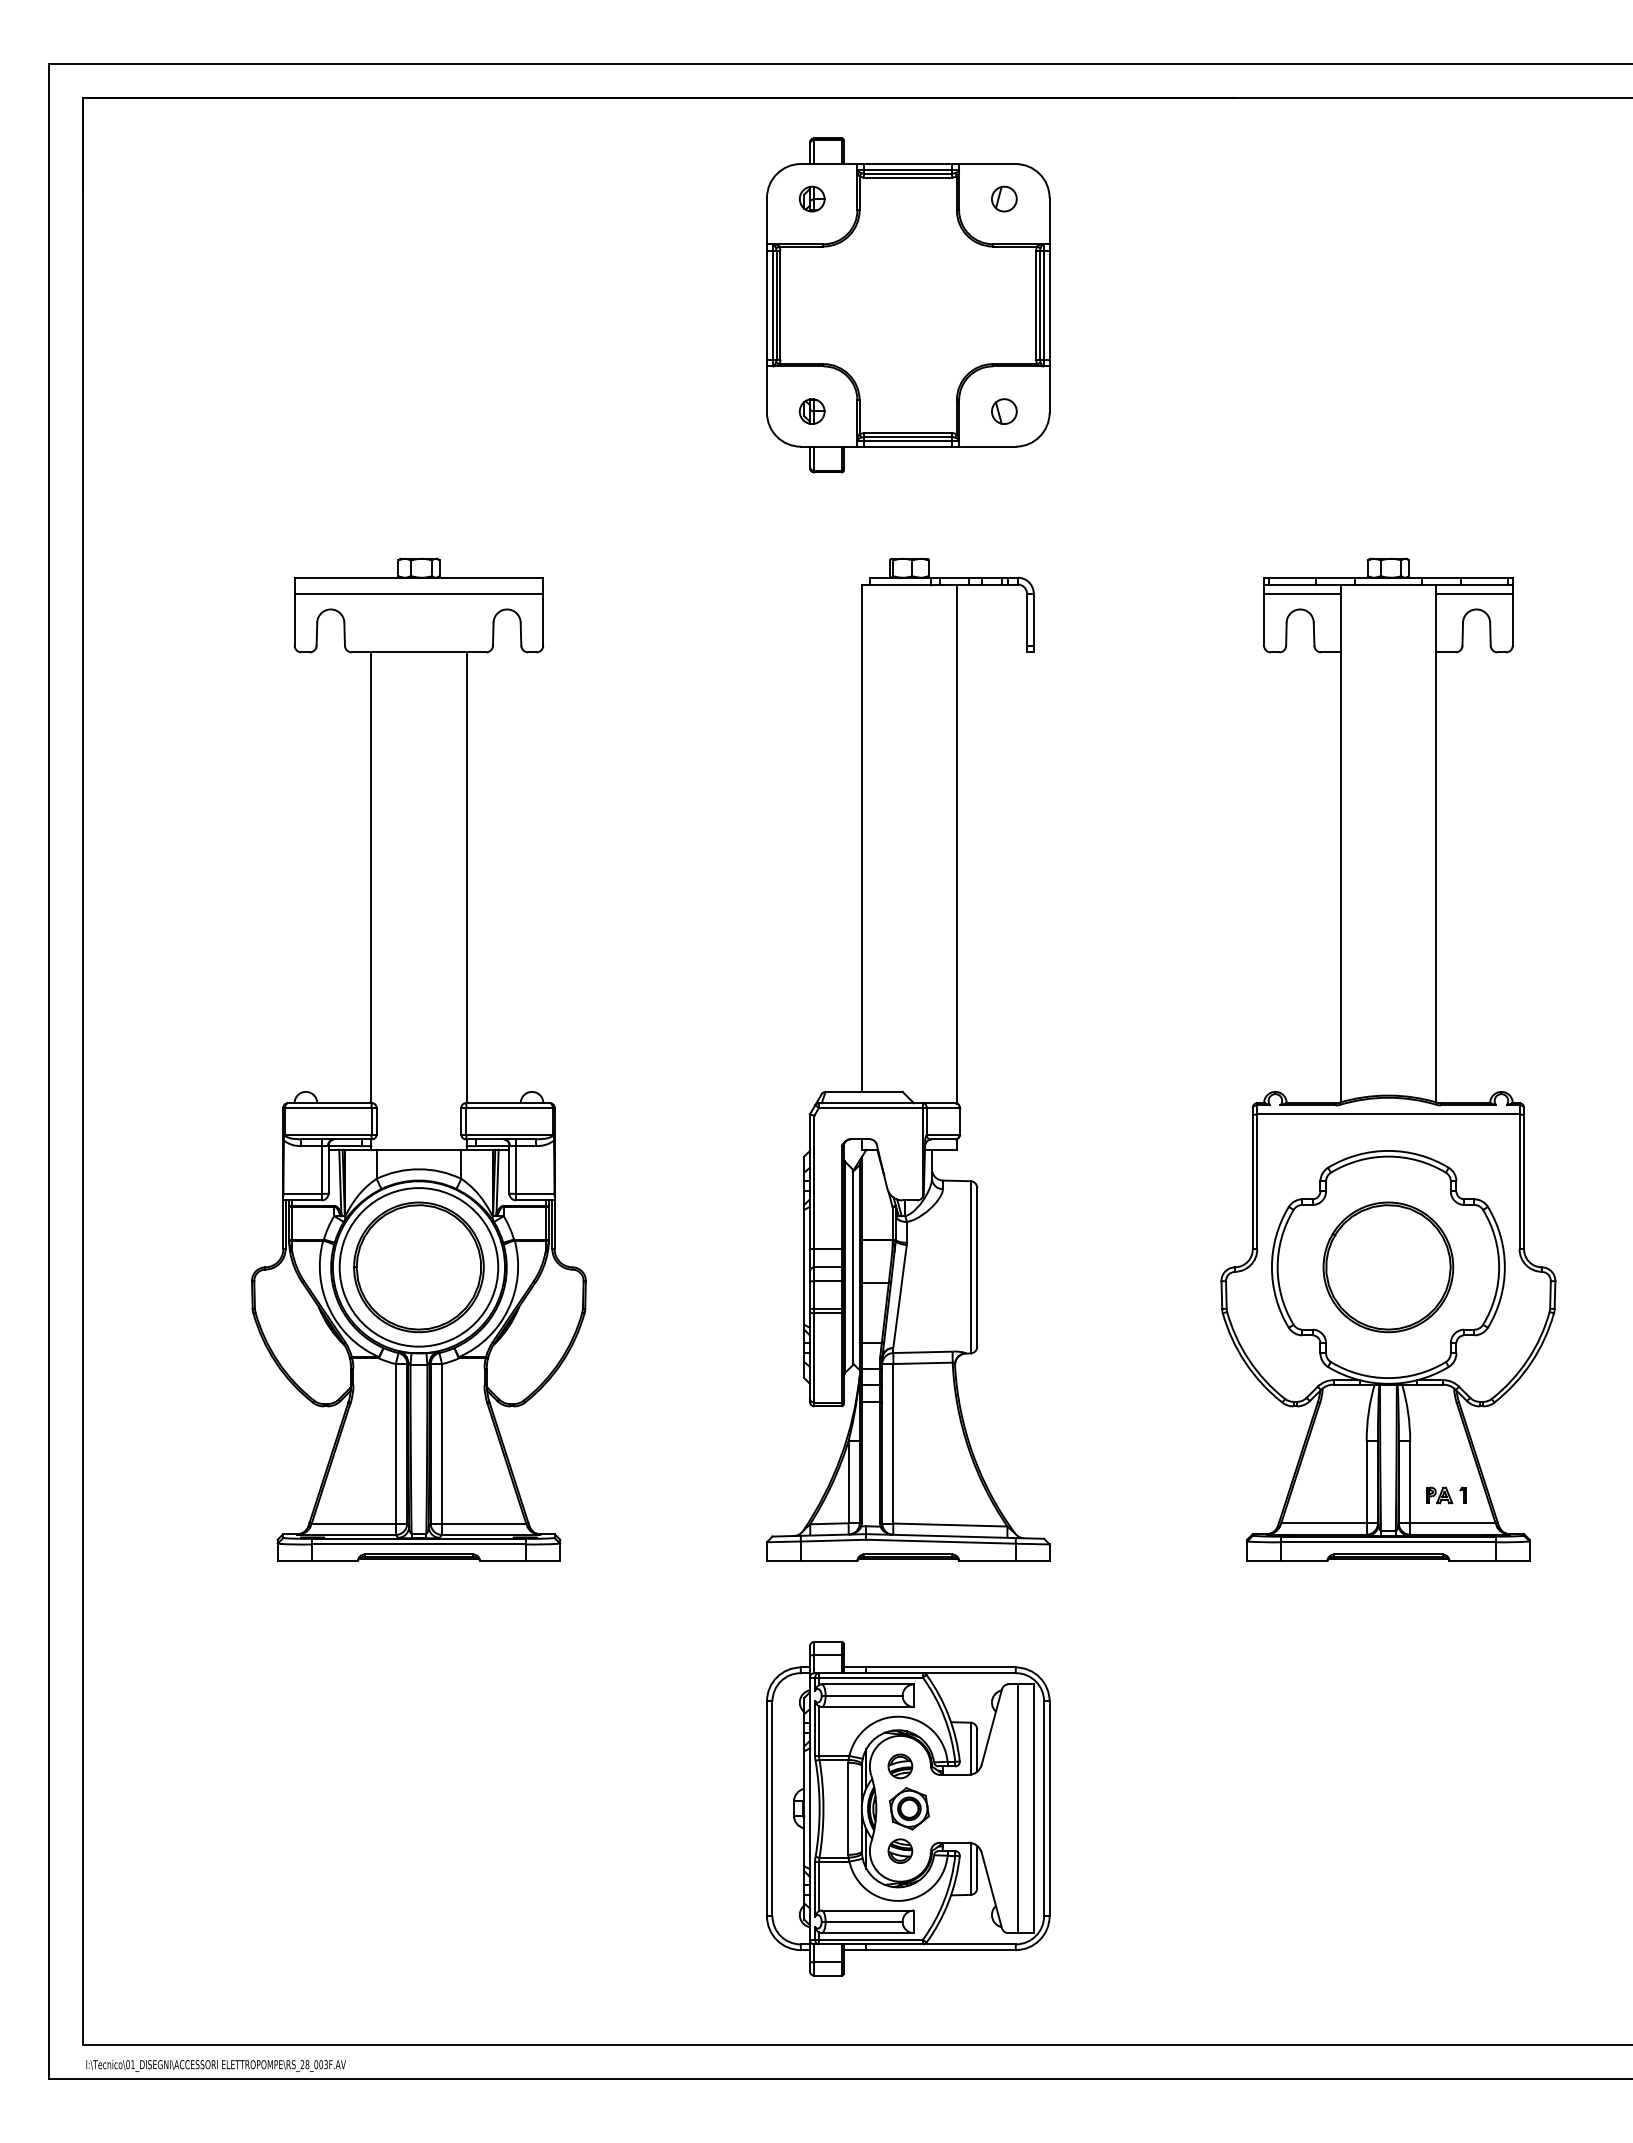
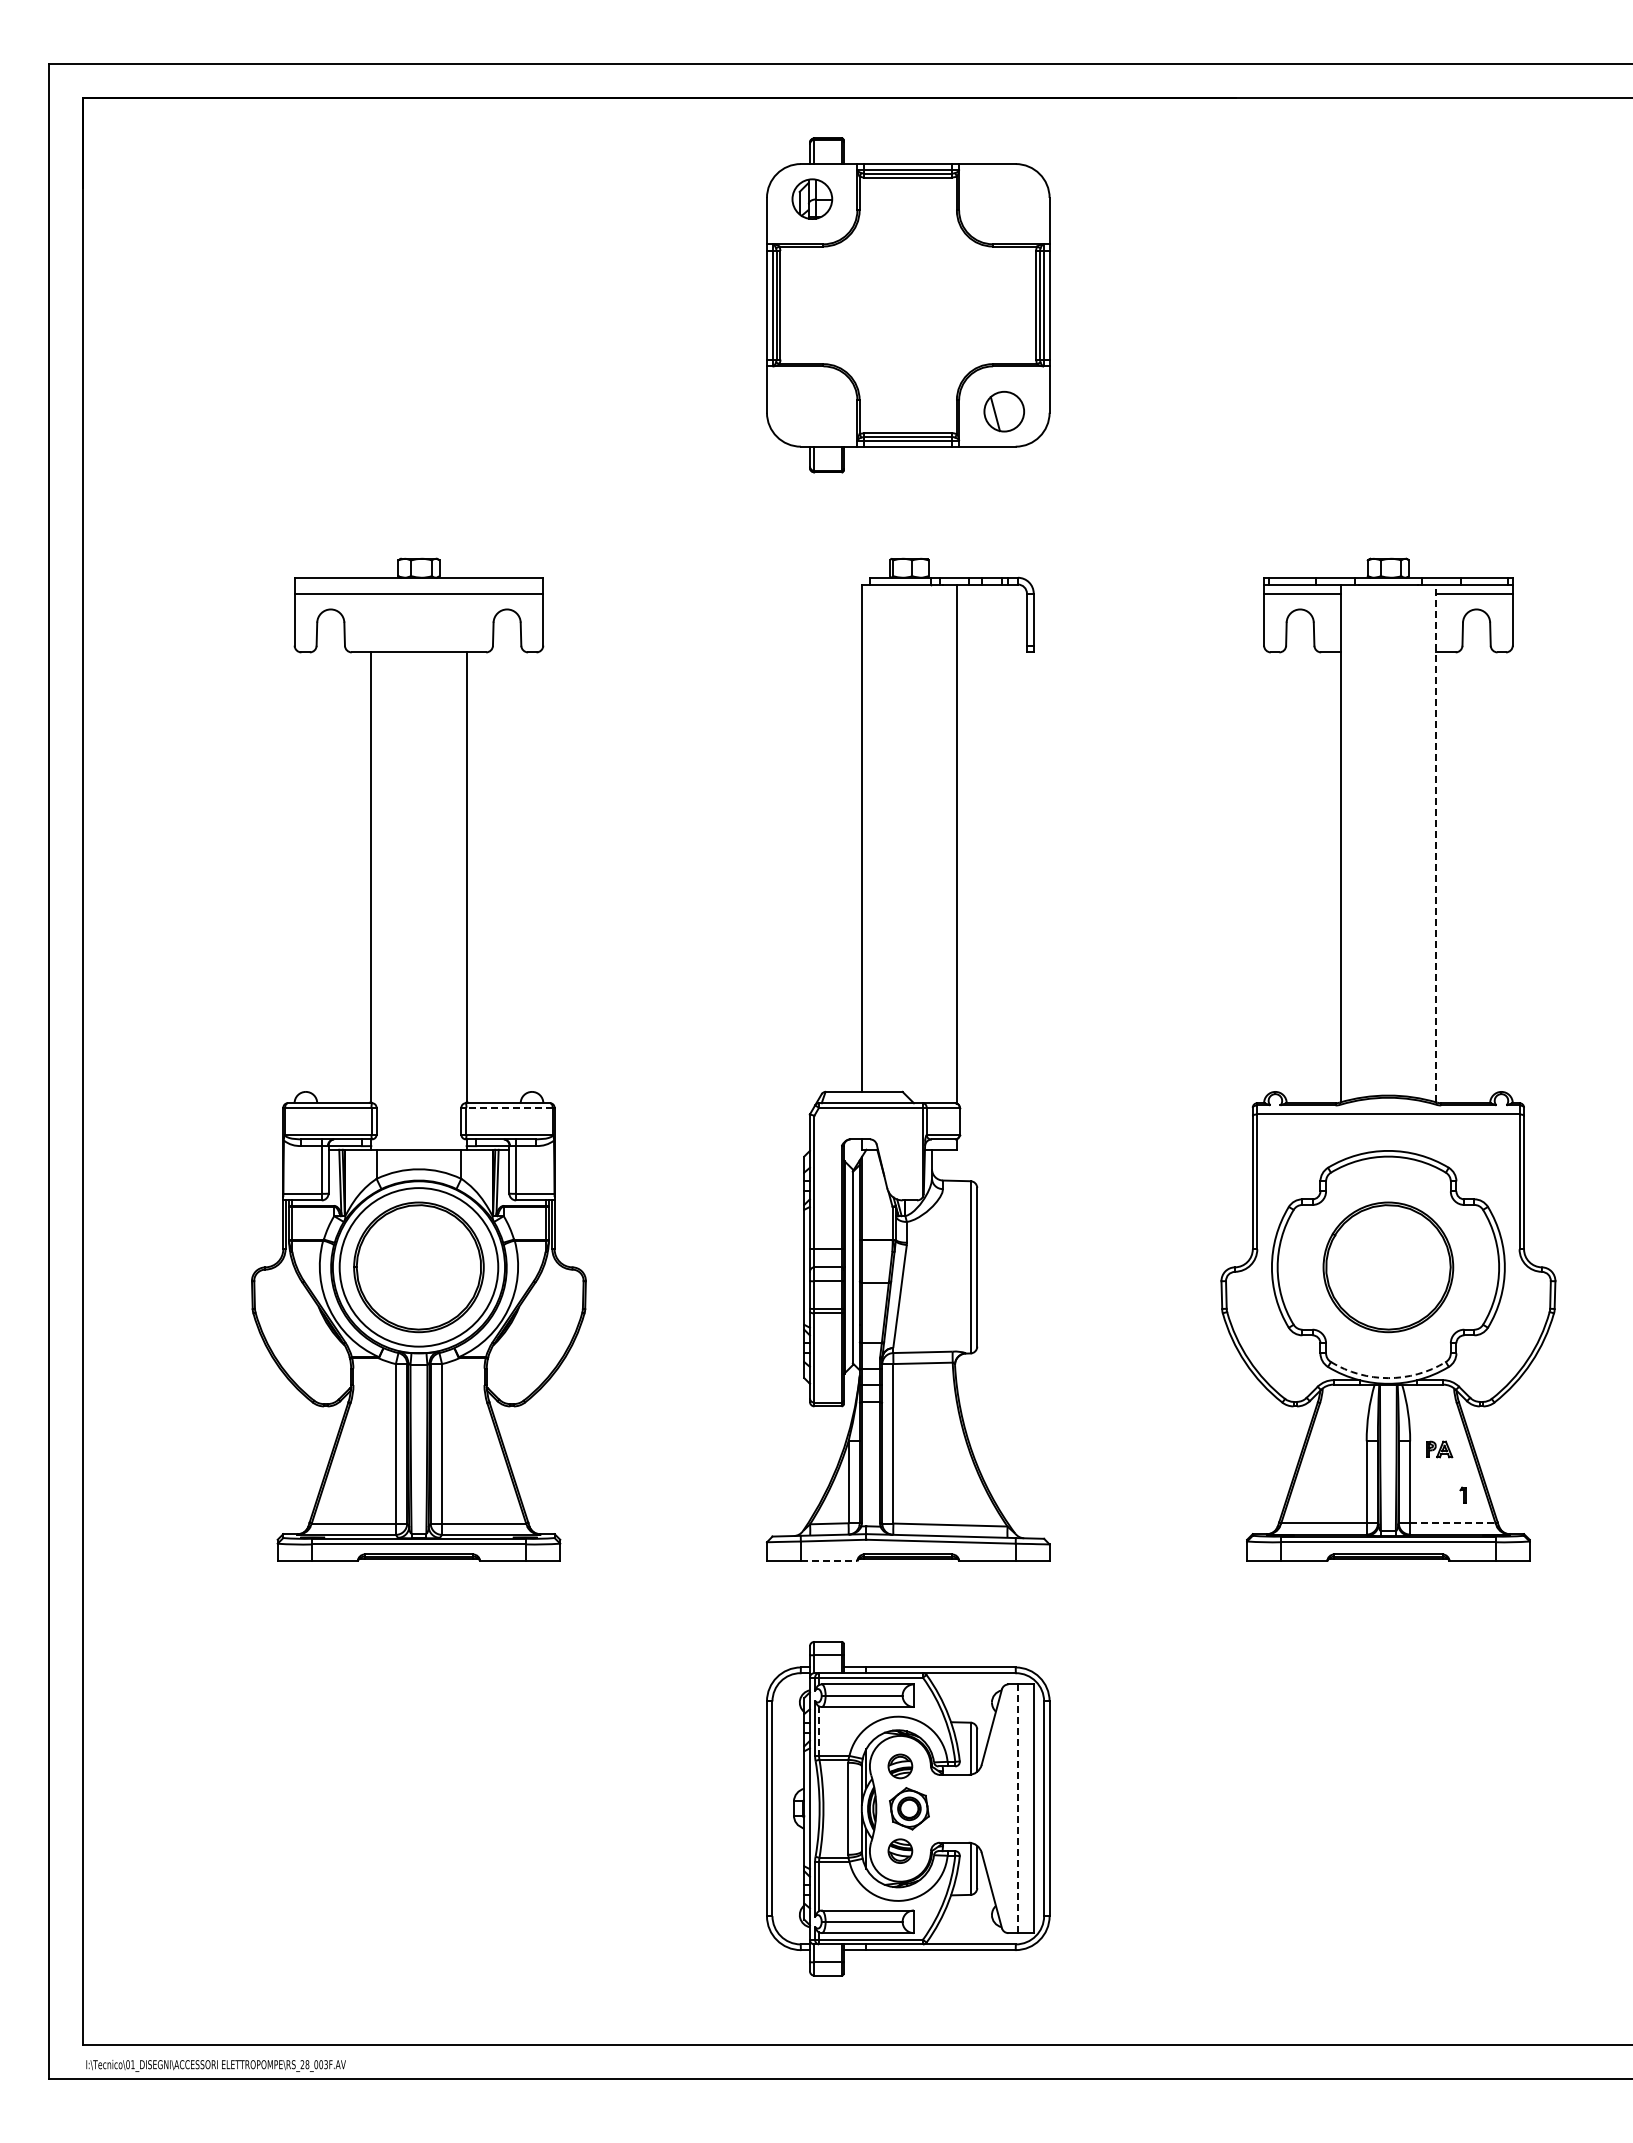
part size: 28x28 px -> 43x42 px (812, 198)
part: present -> none (1004, 198)
part: present -> none (811, 411)
part size: 27x27 px -> 42x42 px (1003, 411)
line: solid -> dashed (1436, 843)
line: solid -> dashed (509, 1107)
arc: solid -> dashed (1388, 1378)
part position: (1439, 1495) -> (1439, 1449) (1439, 1449)
line: solid -> dashed (1452, 1523)
line: solid -> dashed (829, 1561)
line: solid -> dashed (819, 1731)
line: solid -> dashed (1017, 1809)
